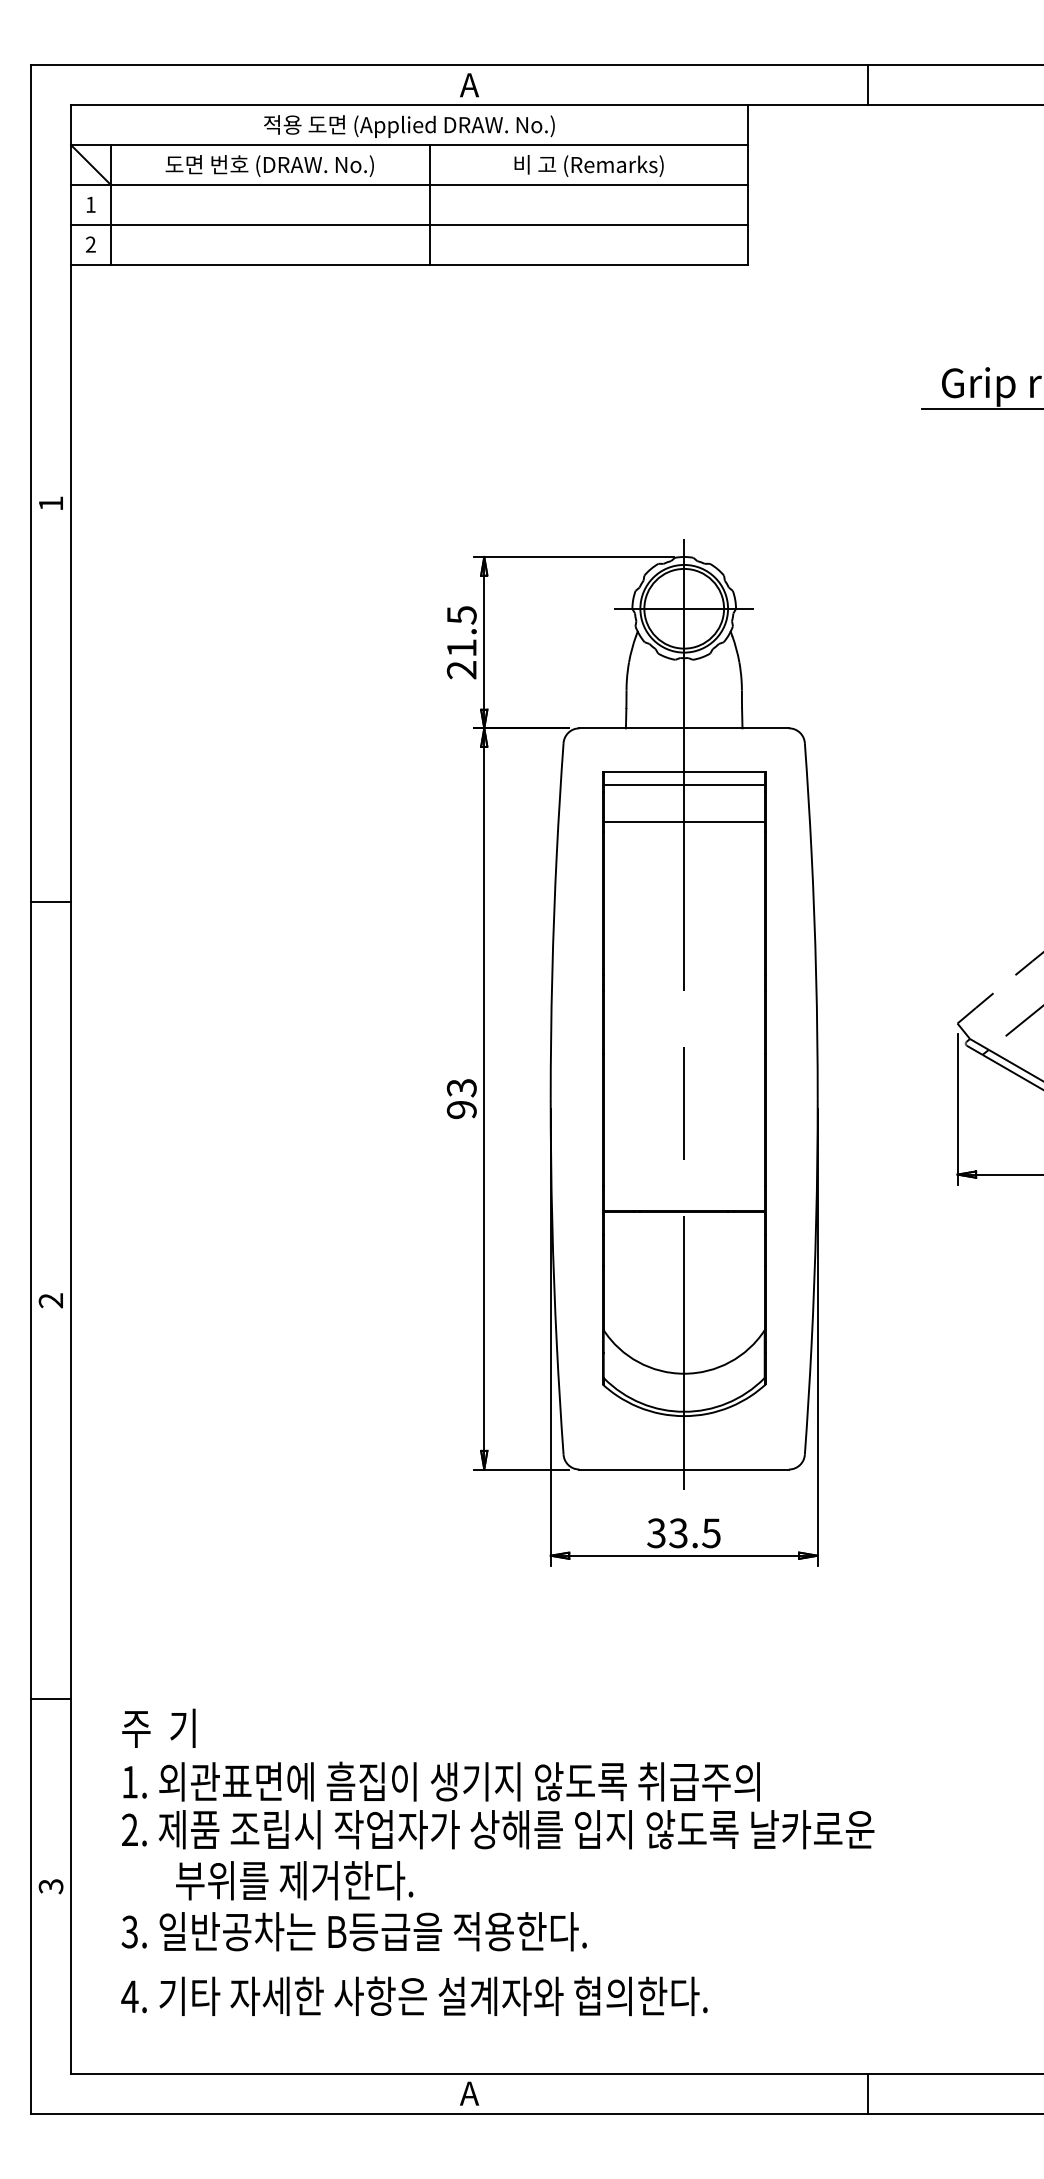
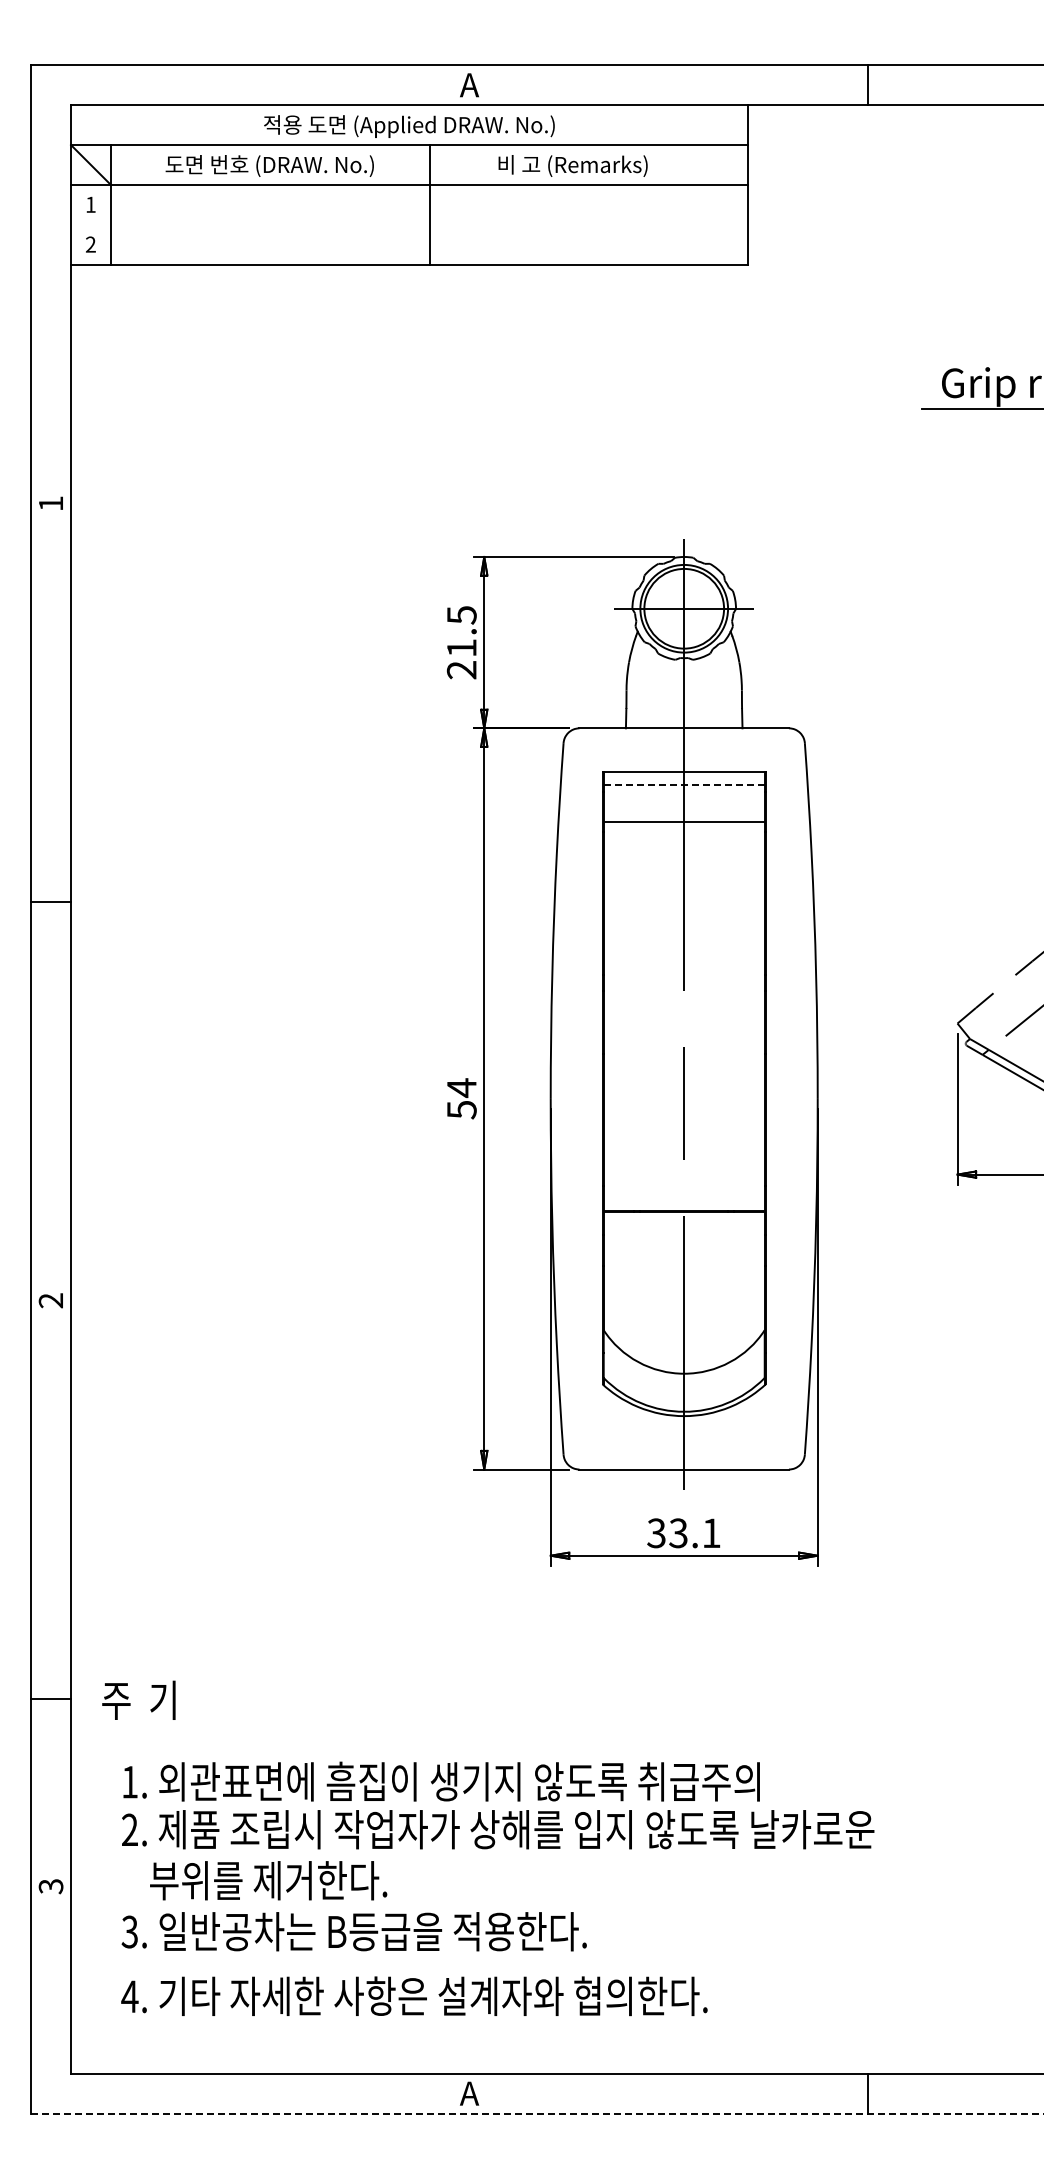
text position: (588, 165) -> (572, 165) (572, 165)
line: present -> none (409, 224)
line: solid -> dashed (683, 785)
text: 93 -> 54 (461, 1098)
text: 33.5 -> 33.1 (711, 1533)
text position: (158, 1727) -> (138, 1699) (138, 1699)
text position: (294, 1880) -> (268, 1880) (268, 1880)
line: solid -> dashed (537, 2113)
